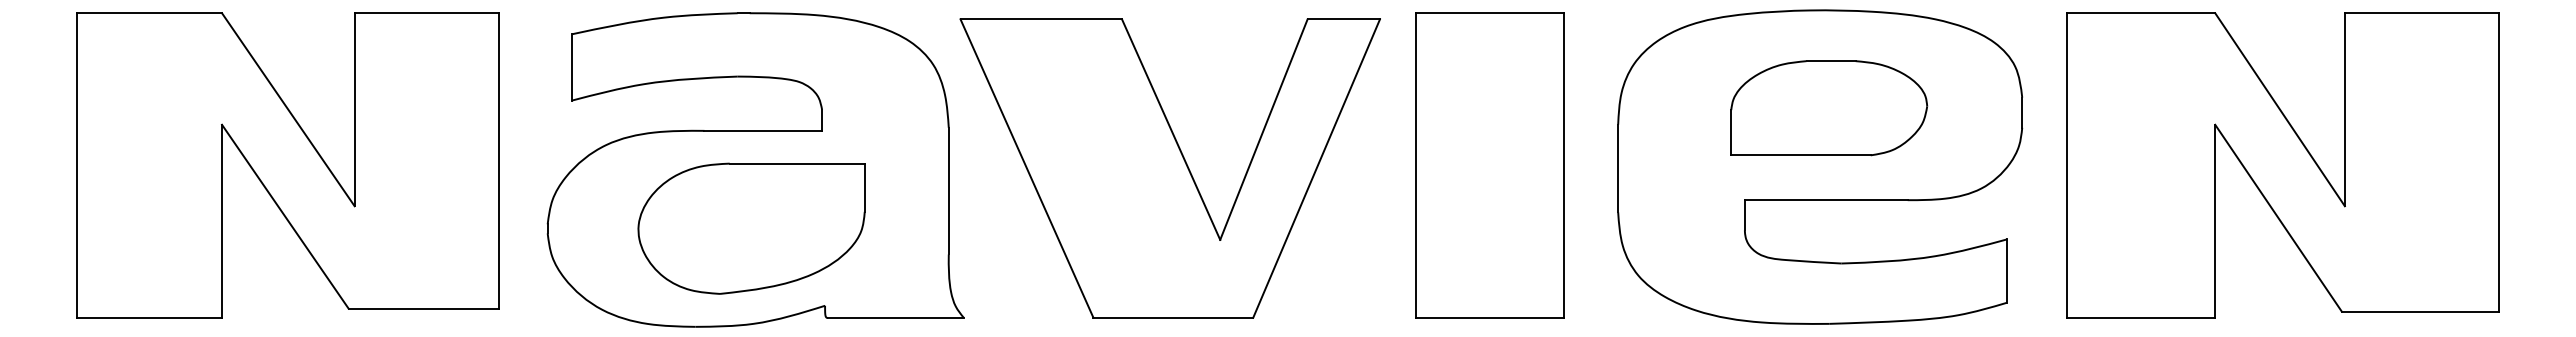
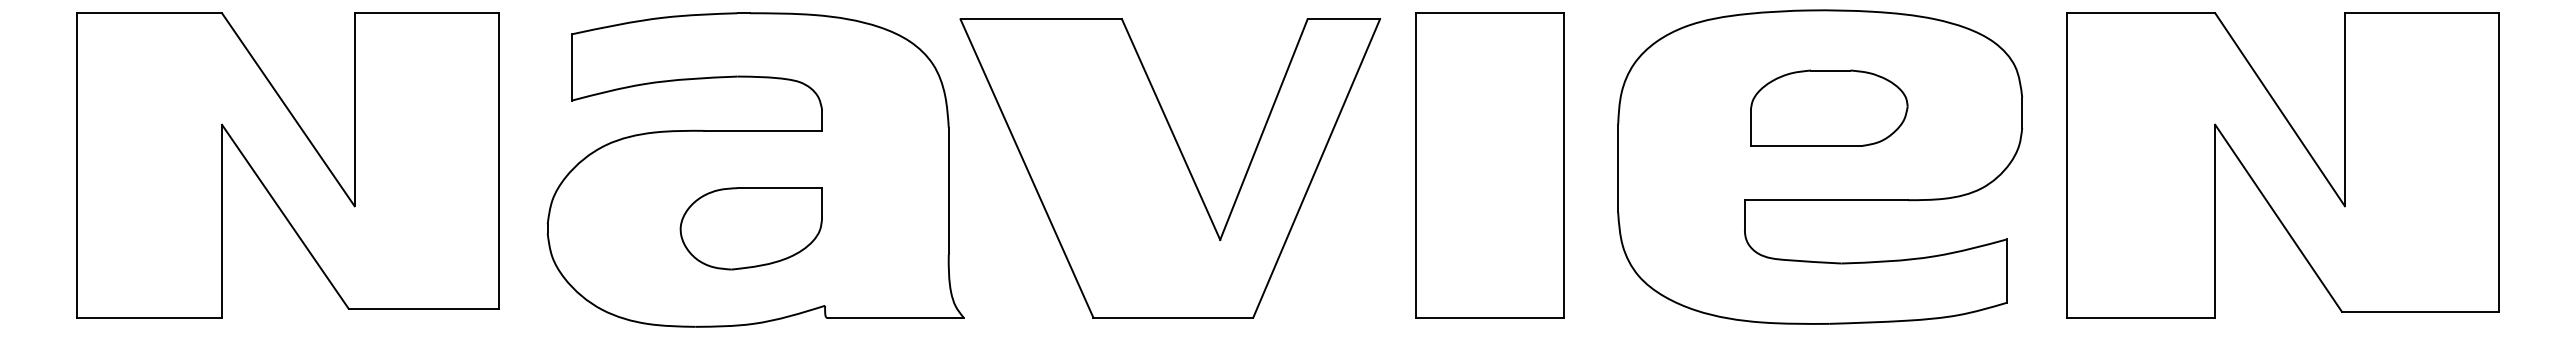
part size: 199x97 px -> 159x78 px (1829, 107)
part size: 229x133 px -> 144x84 px (750, 228)
